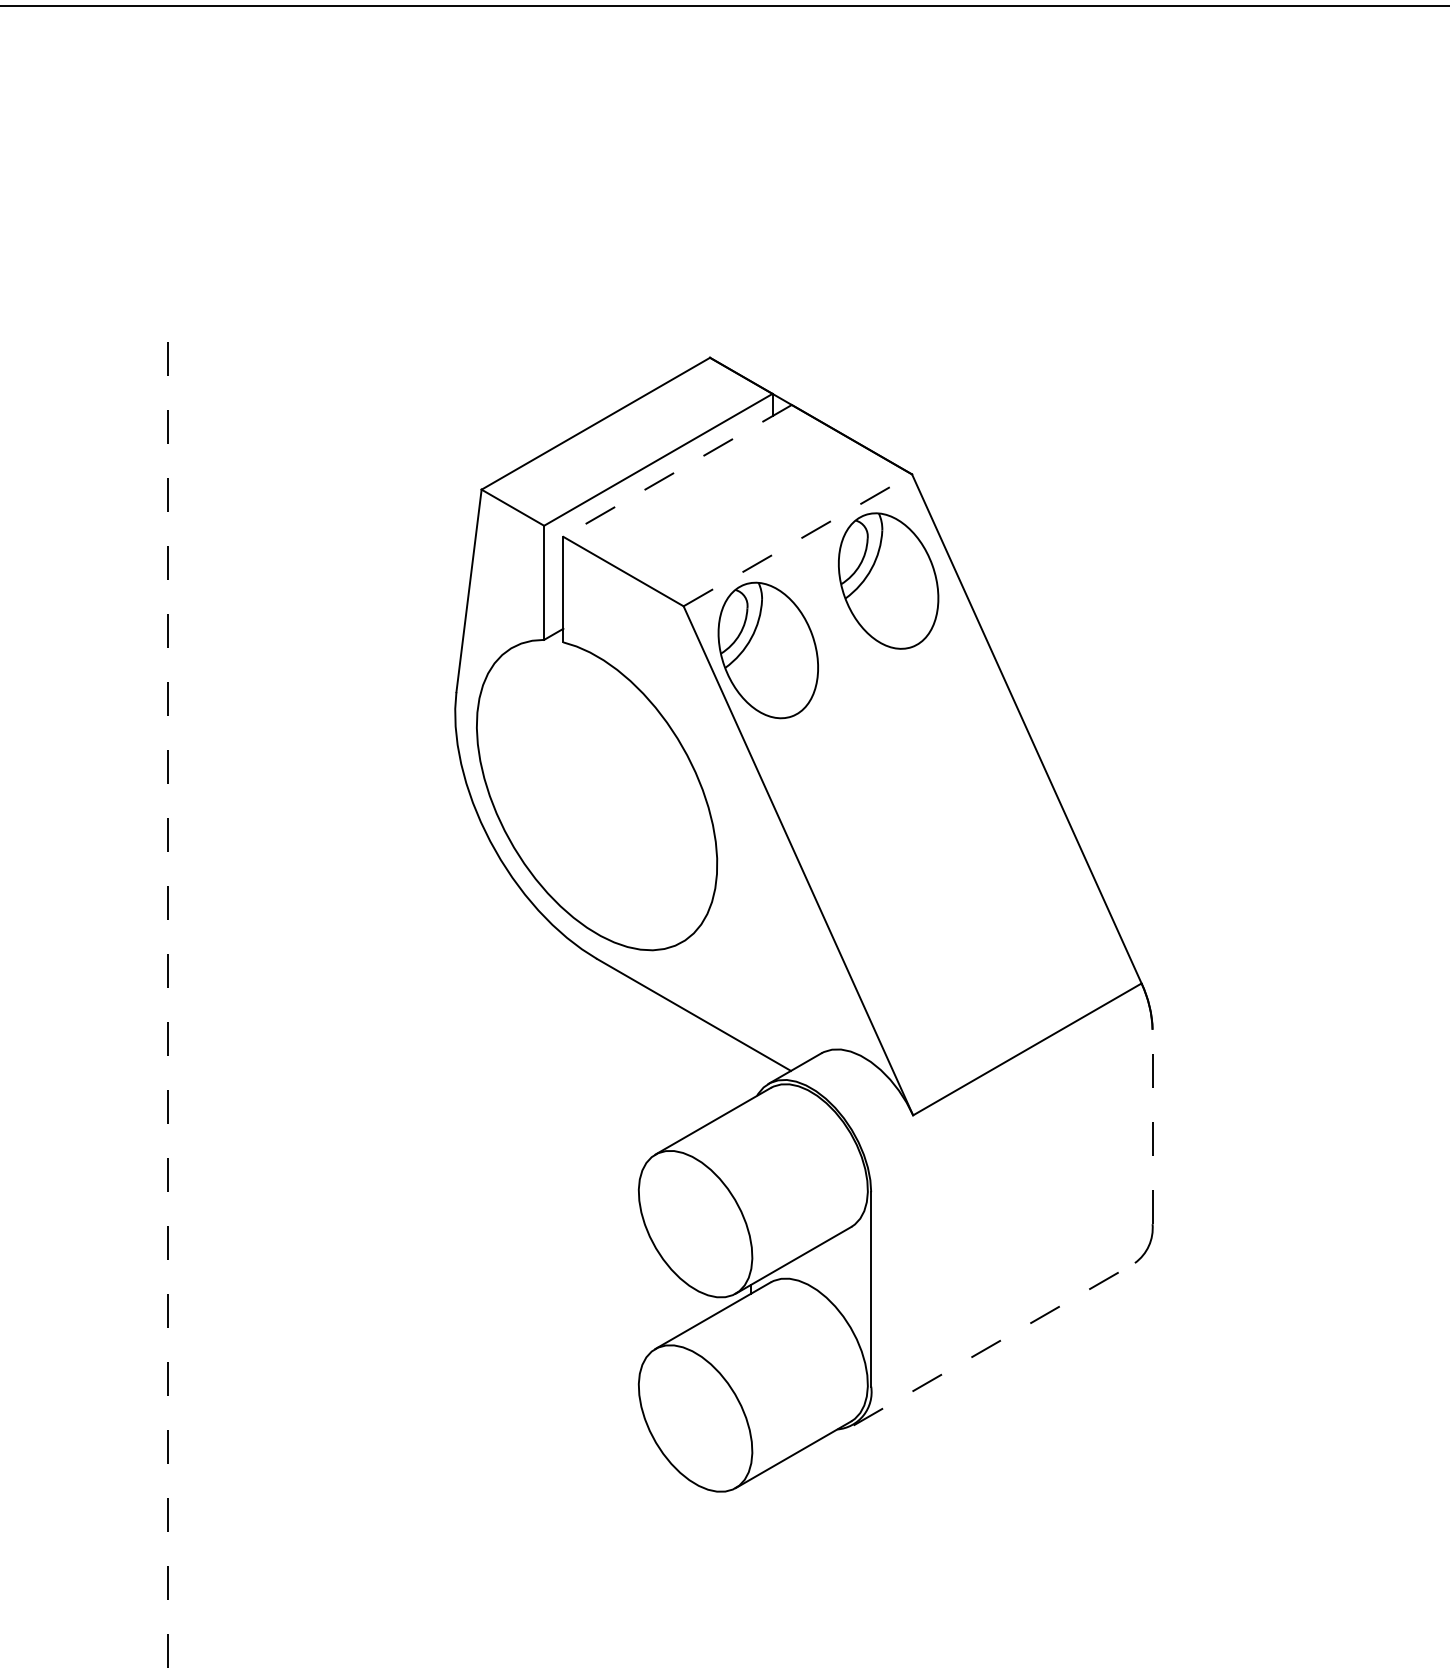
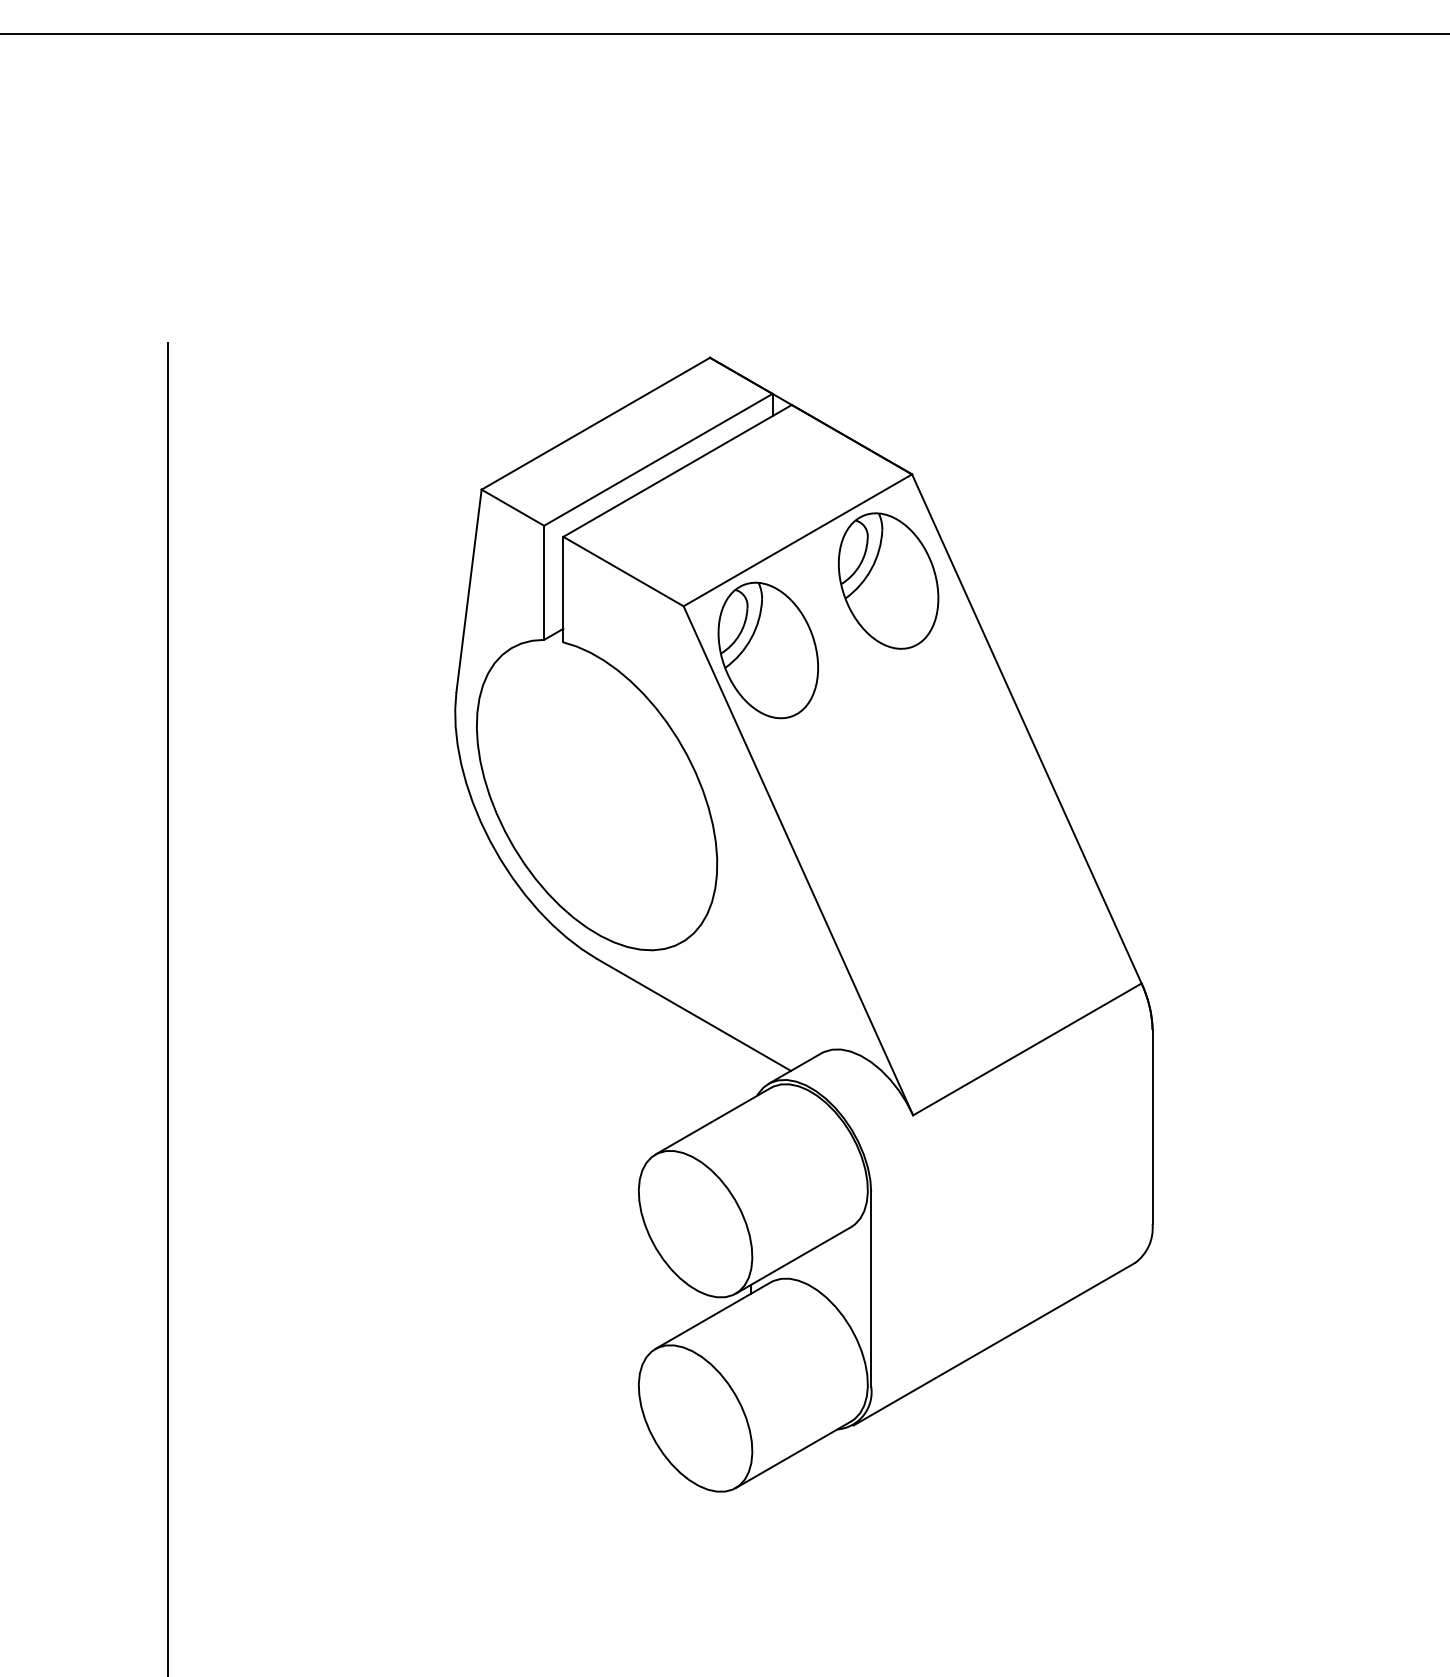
line position: (724, 6) -> (724, 34) (724, 34)
line: dashed -> solid (677, 470)
line: dashed -> solid (797, 540)
line: dashed -> solid (167, 1009)
line: dashed -> solid (1152, 1126)
line: dashed -> solid (994, 1344)
